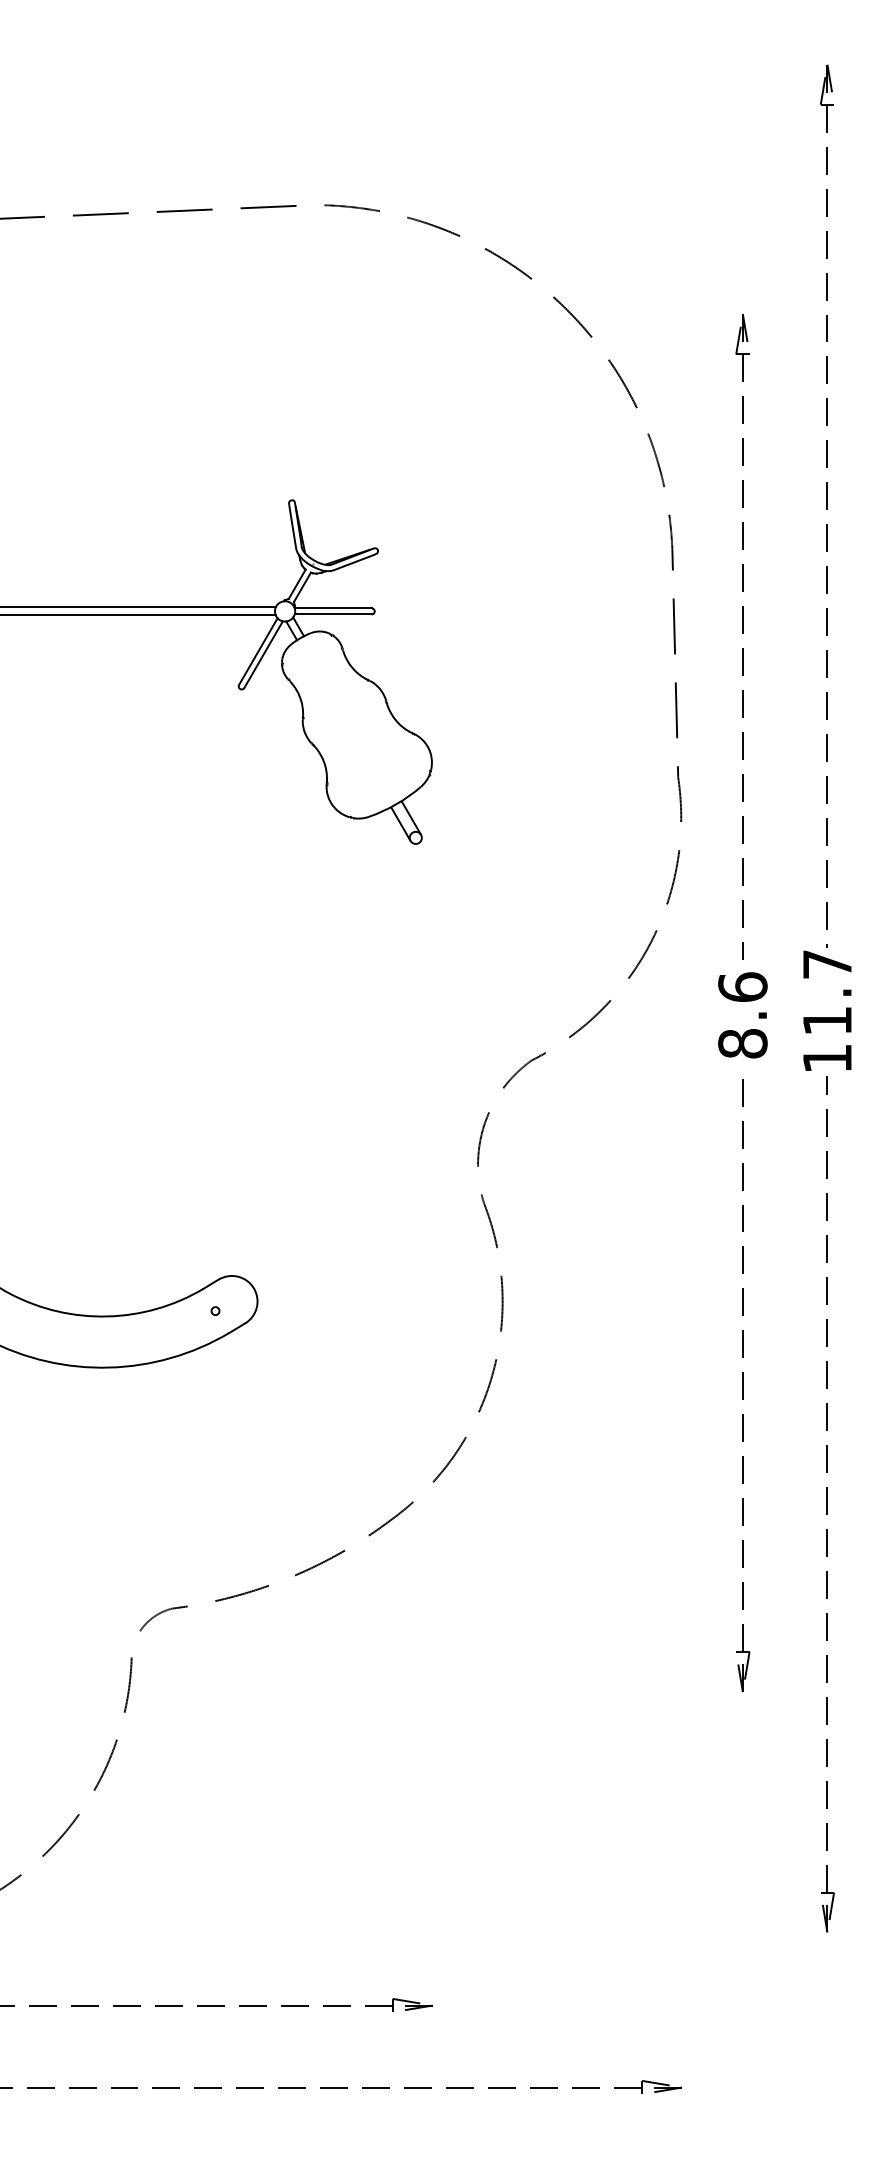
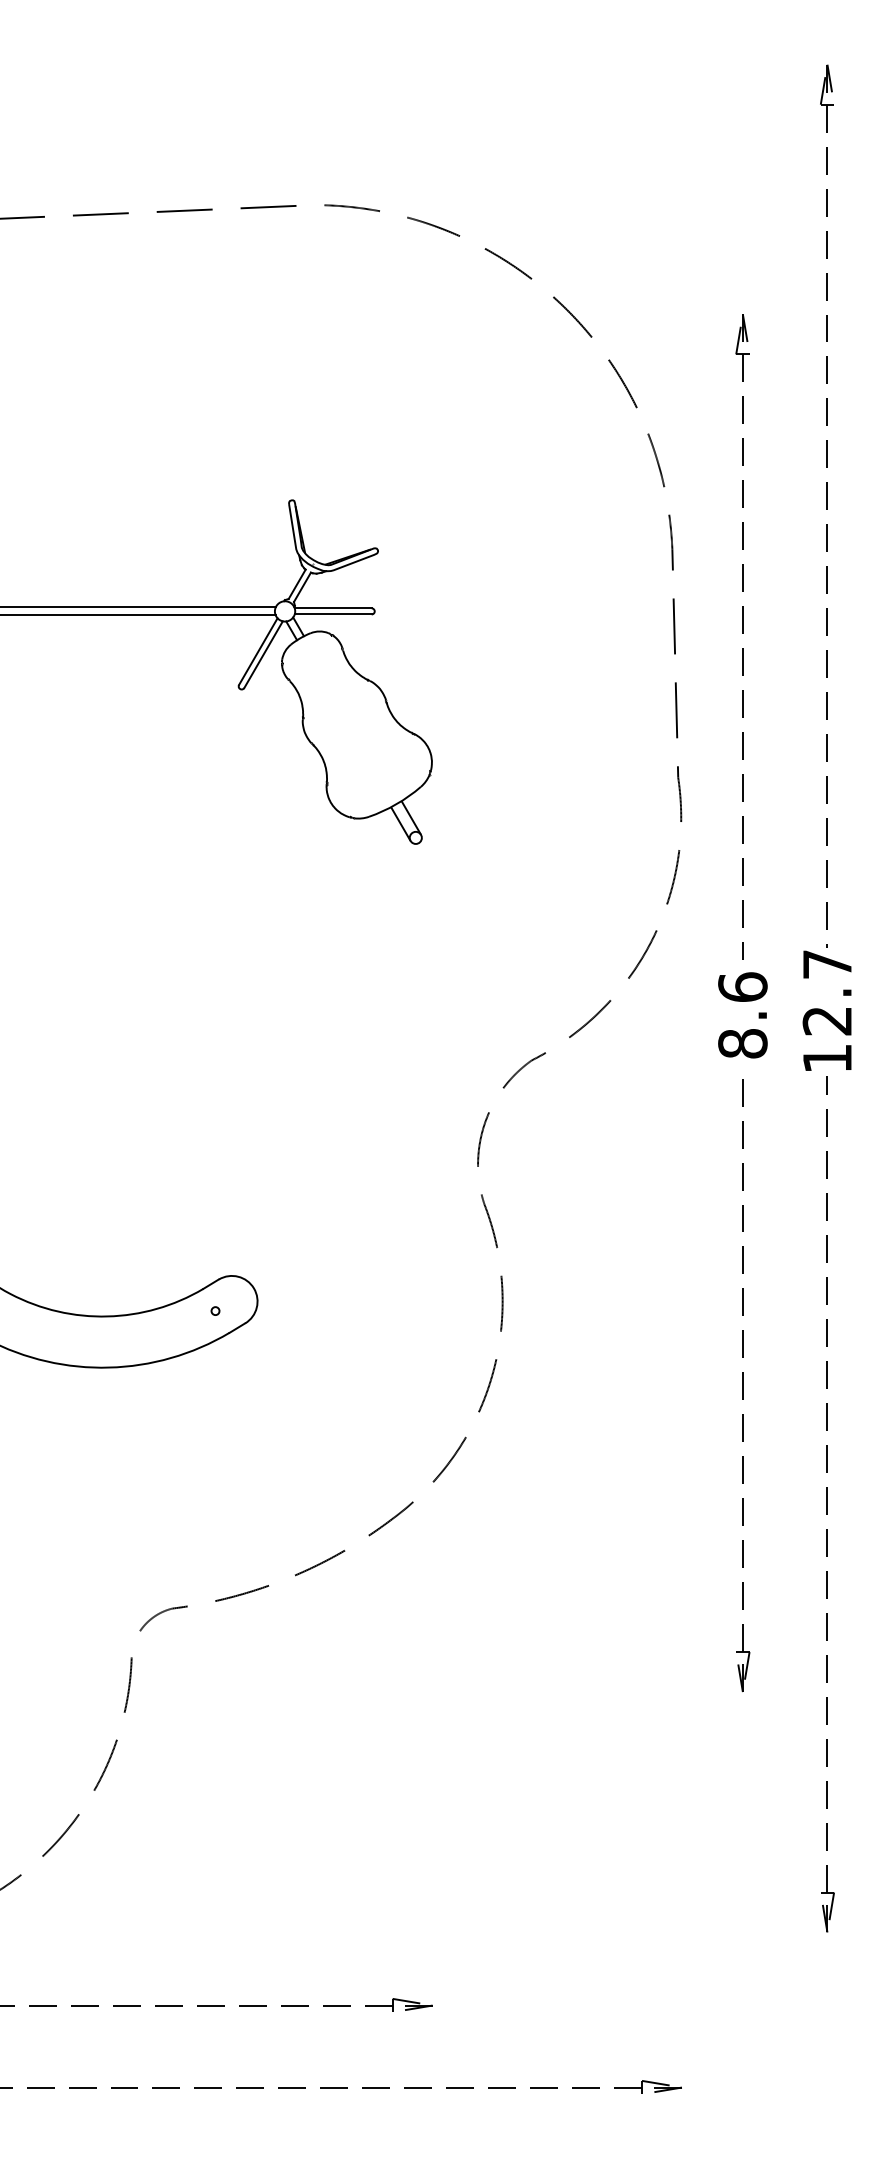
text: 11.7 -> 12.7 (826, 1021)
